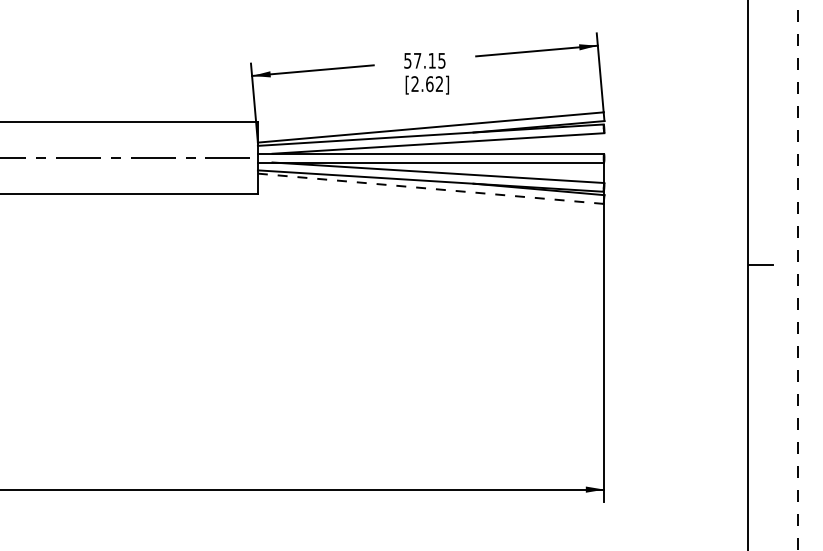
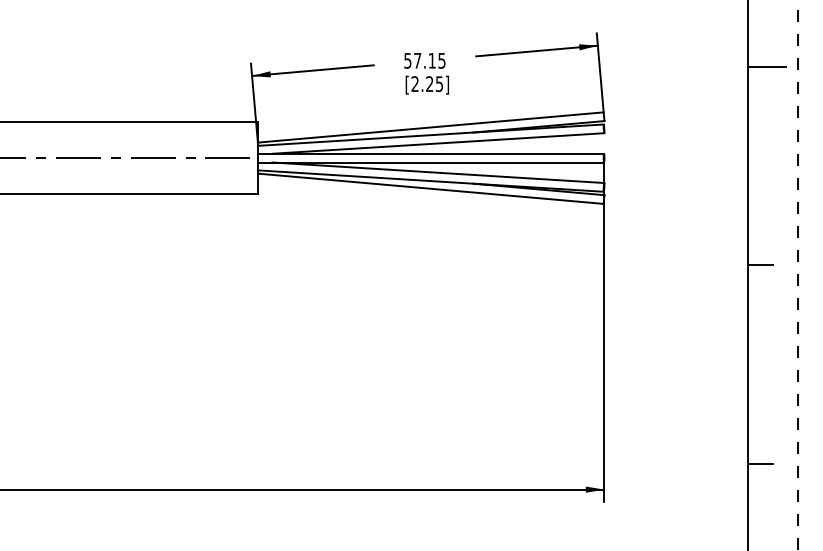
line: none -> present (766, 66)
text: [2.62] -> [2.25] (434, 84)
line: dashed -> solid (430, 188)
line: none -> present (760, 463)
